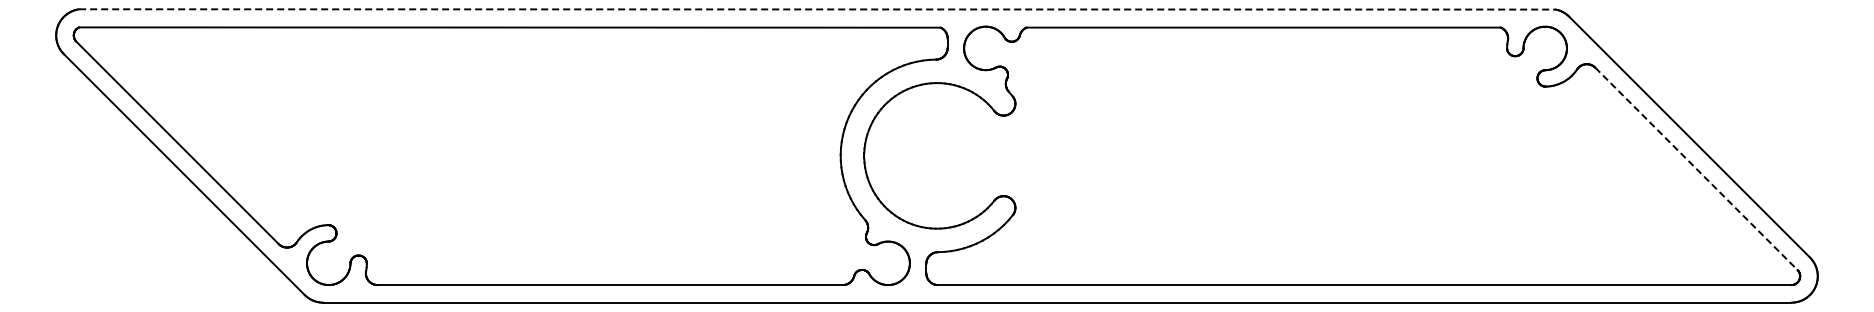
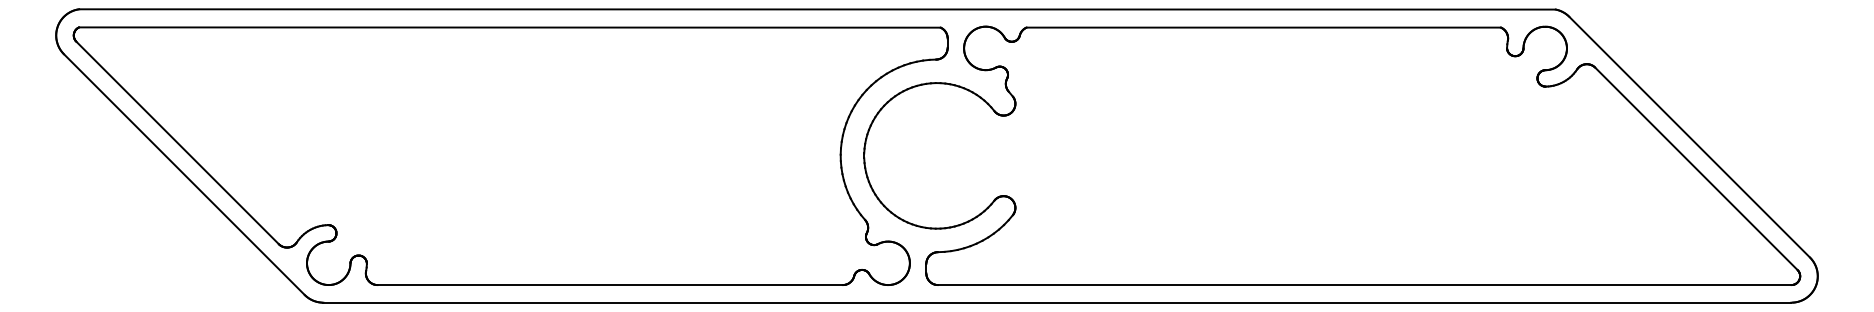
line: dashed -> solid (817, 9)
line: dashed -> solid (1696, 169)
